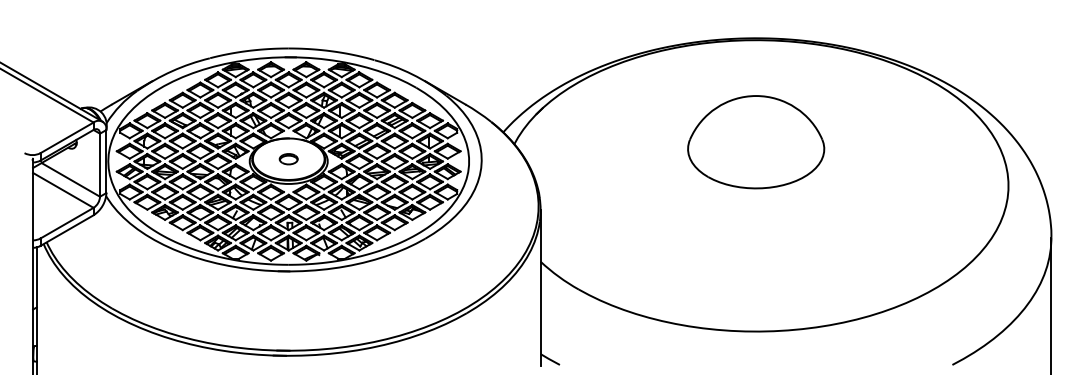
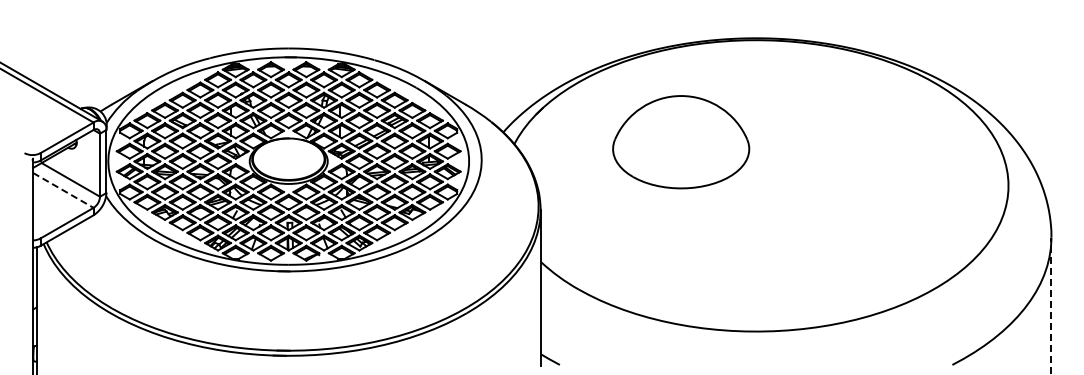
part position: (756, 142) -> (681, 142) (681, 142)
part: present -> none (288, 159)
line: solid -> dashed (63, 190)
line: solid -> dashed (1051, 305)
